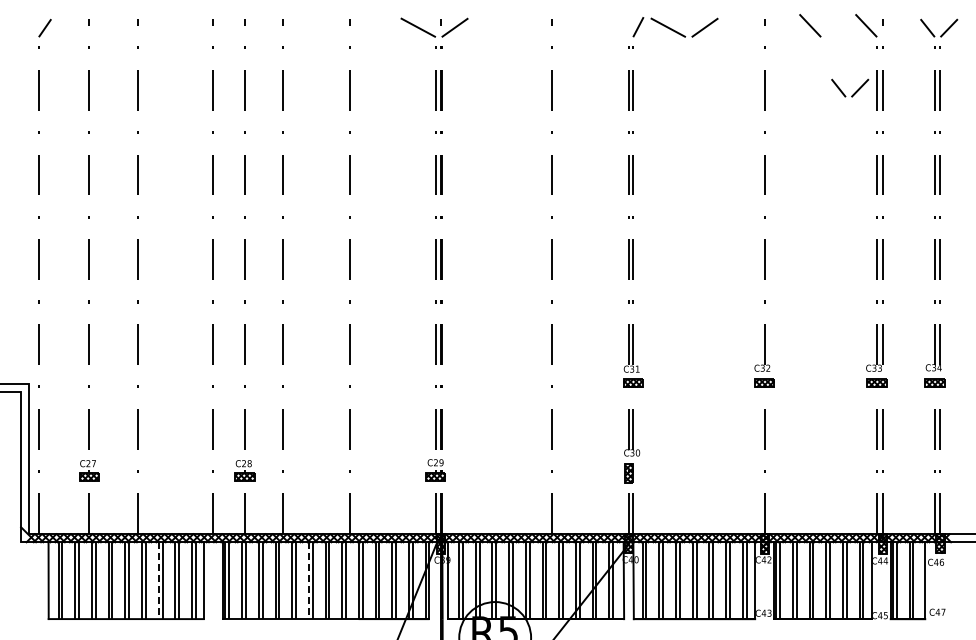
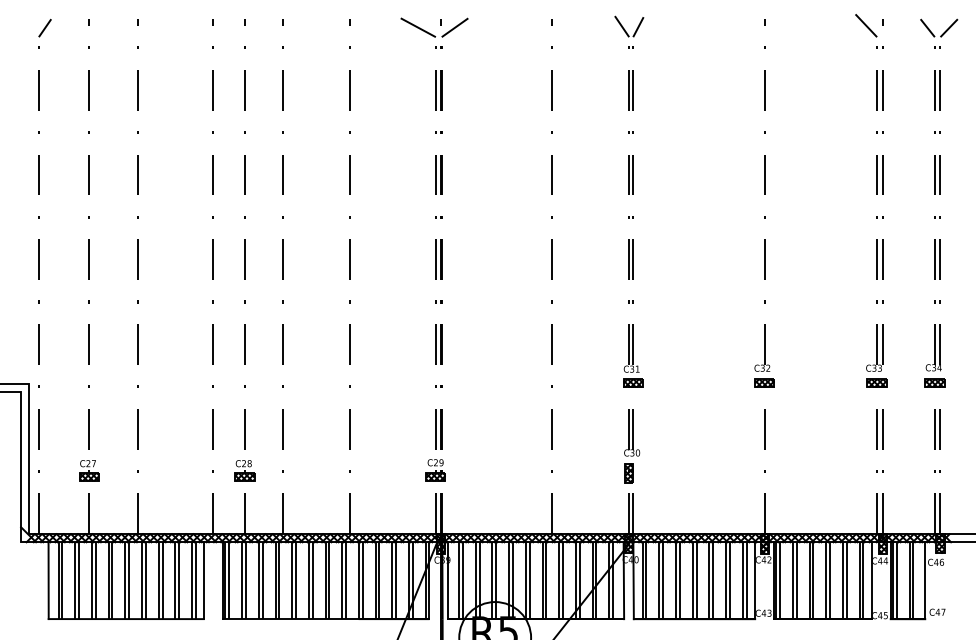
line: present -> none (810, 25)
line: none -> present (621, 26)
part: present -> none (681, 33)
part: present -> none (855, 91)
line: dashed -> solid (158, 581)
line: dashed -> solid (308, 581)
